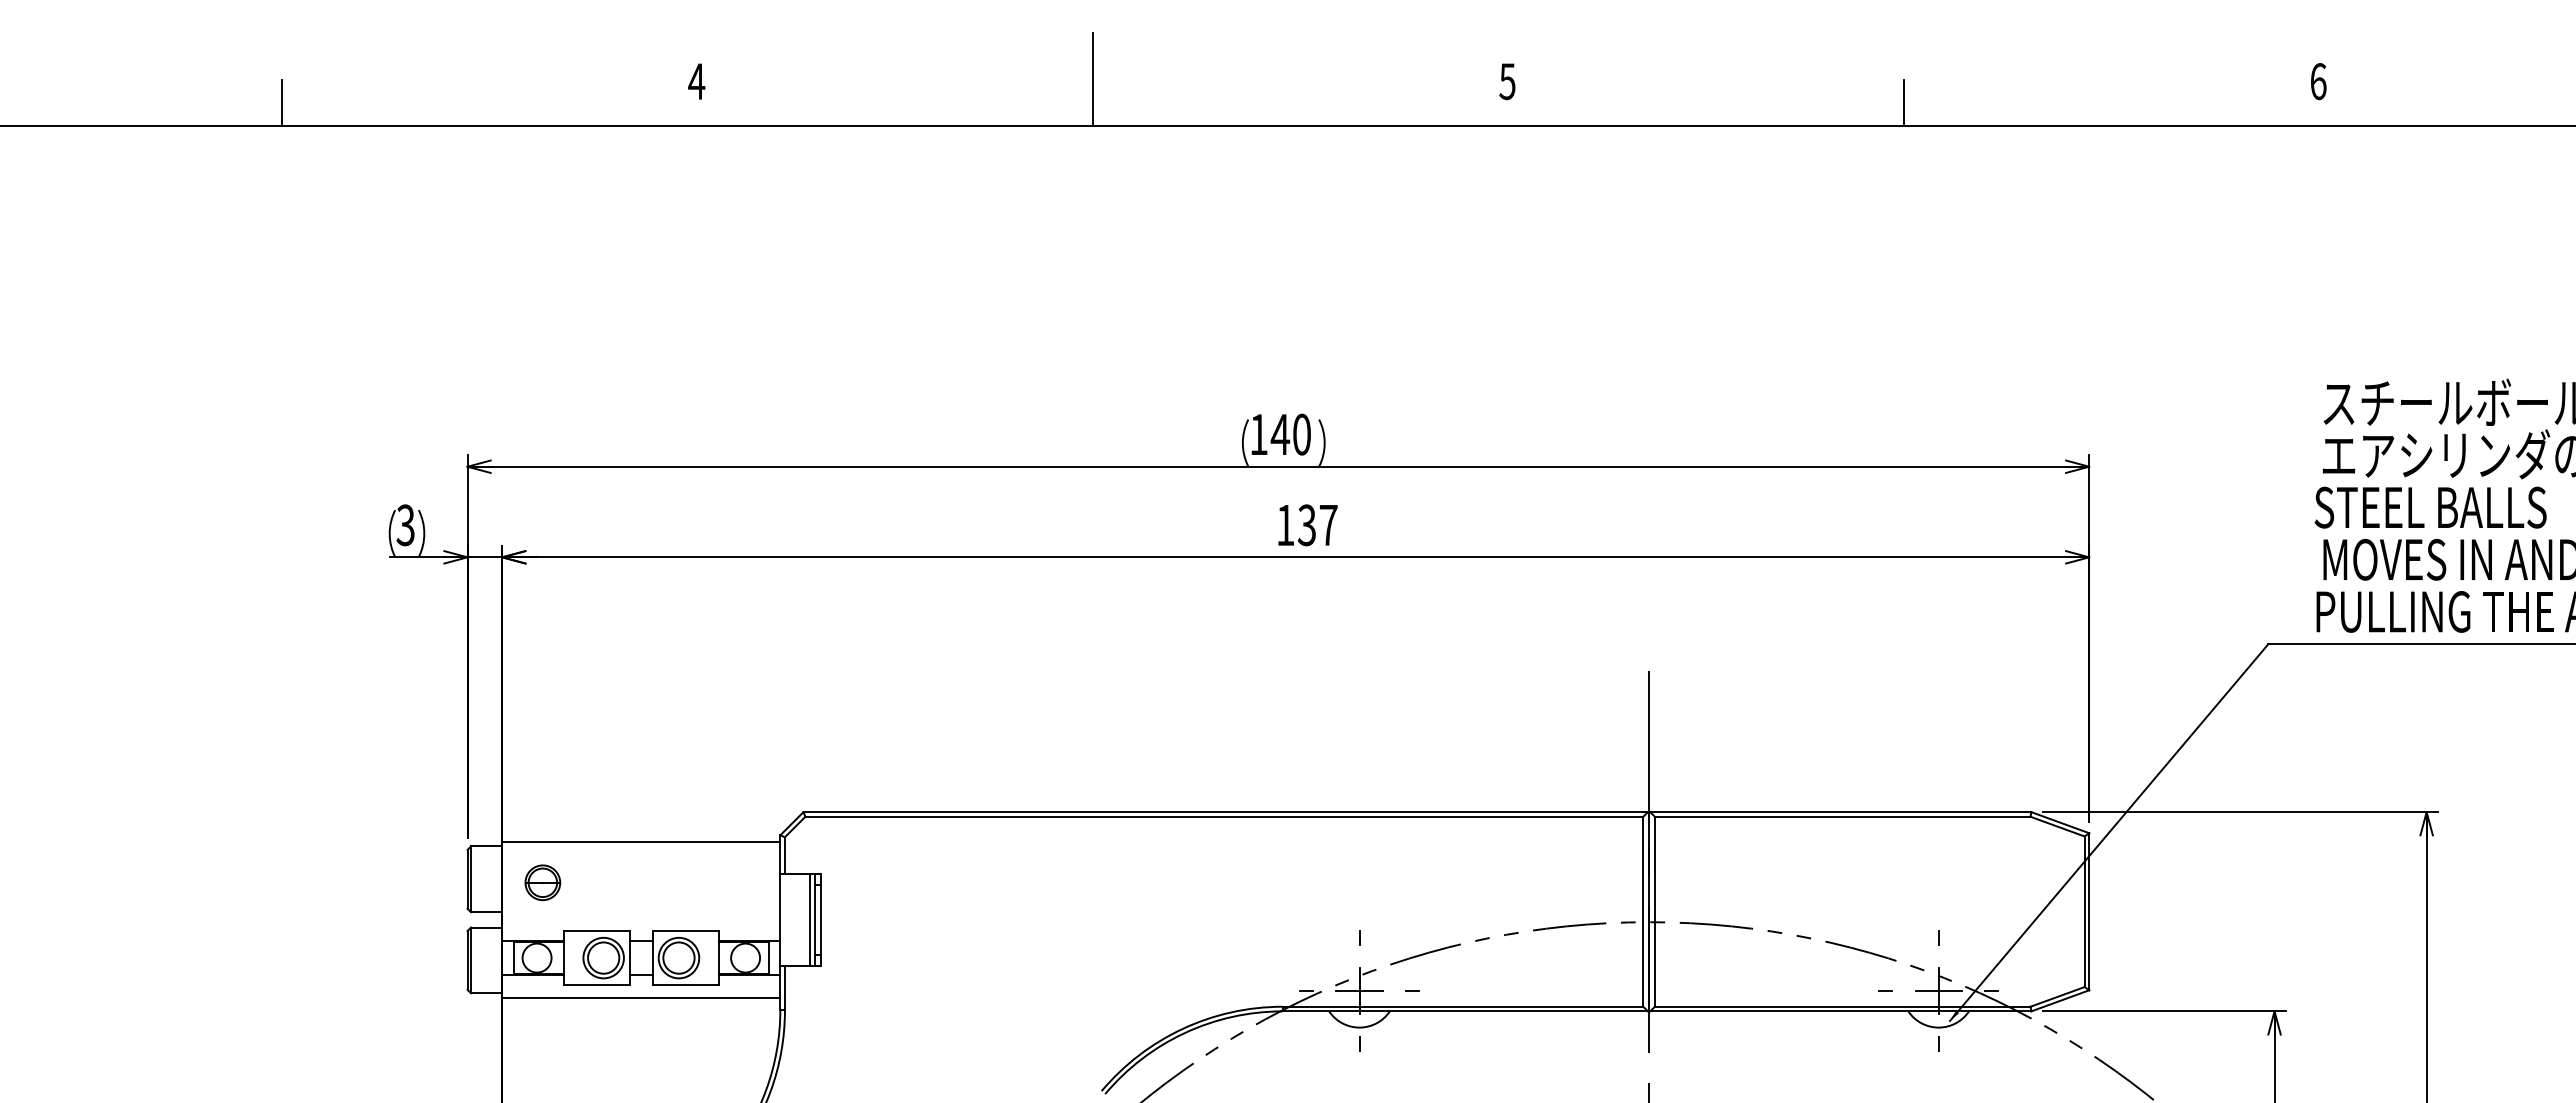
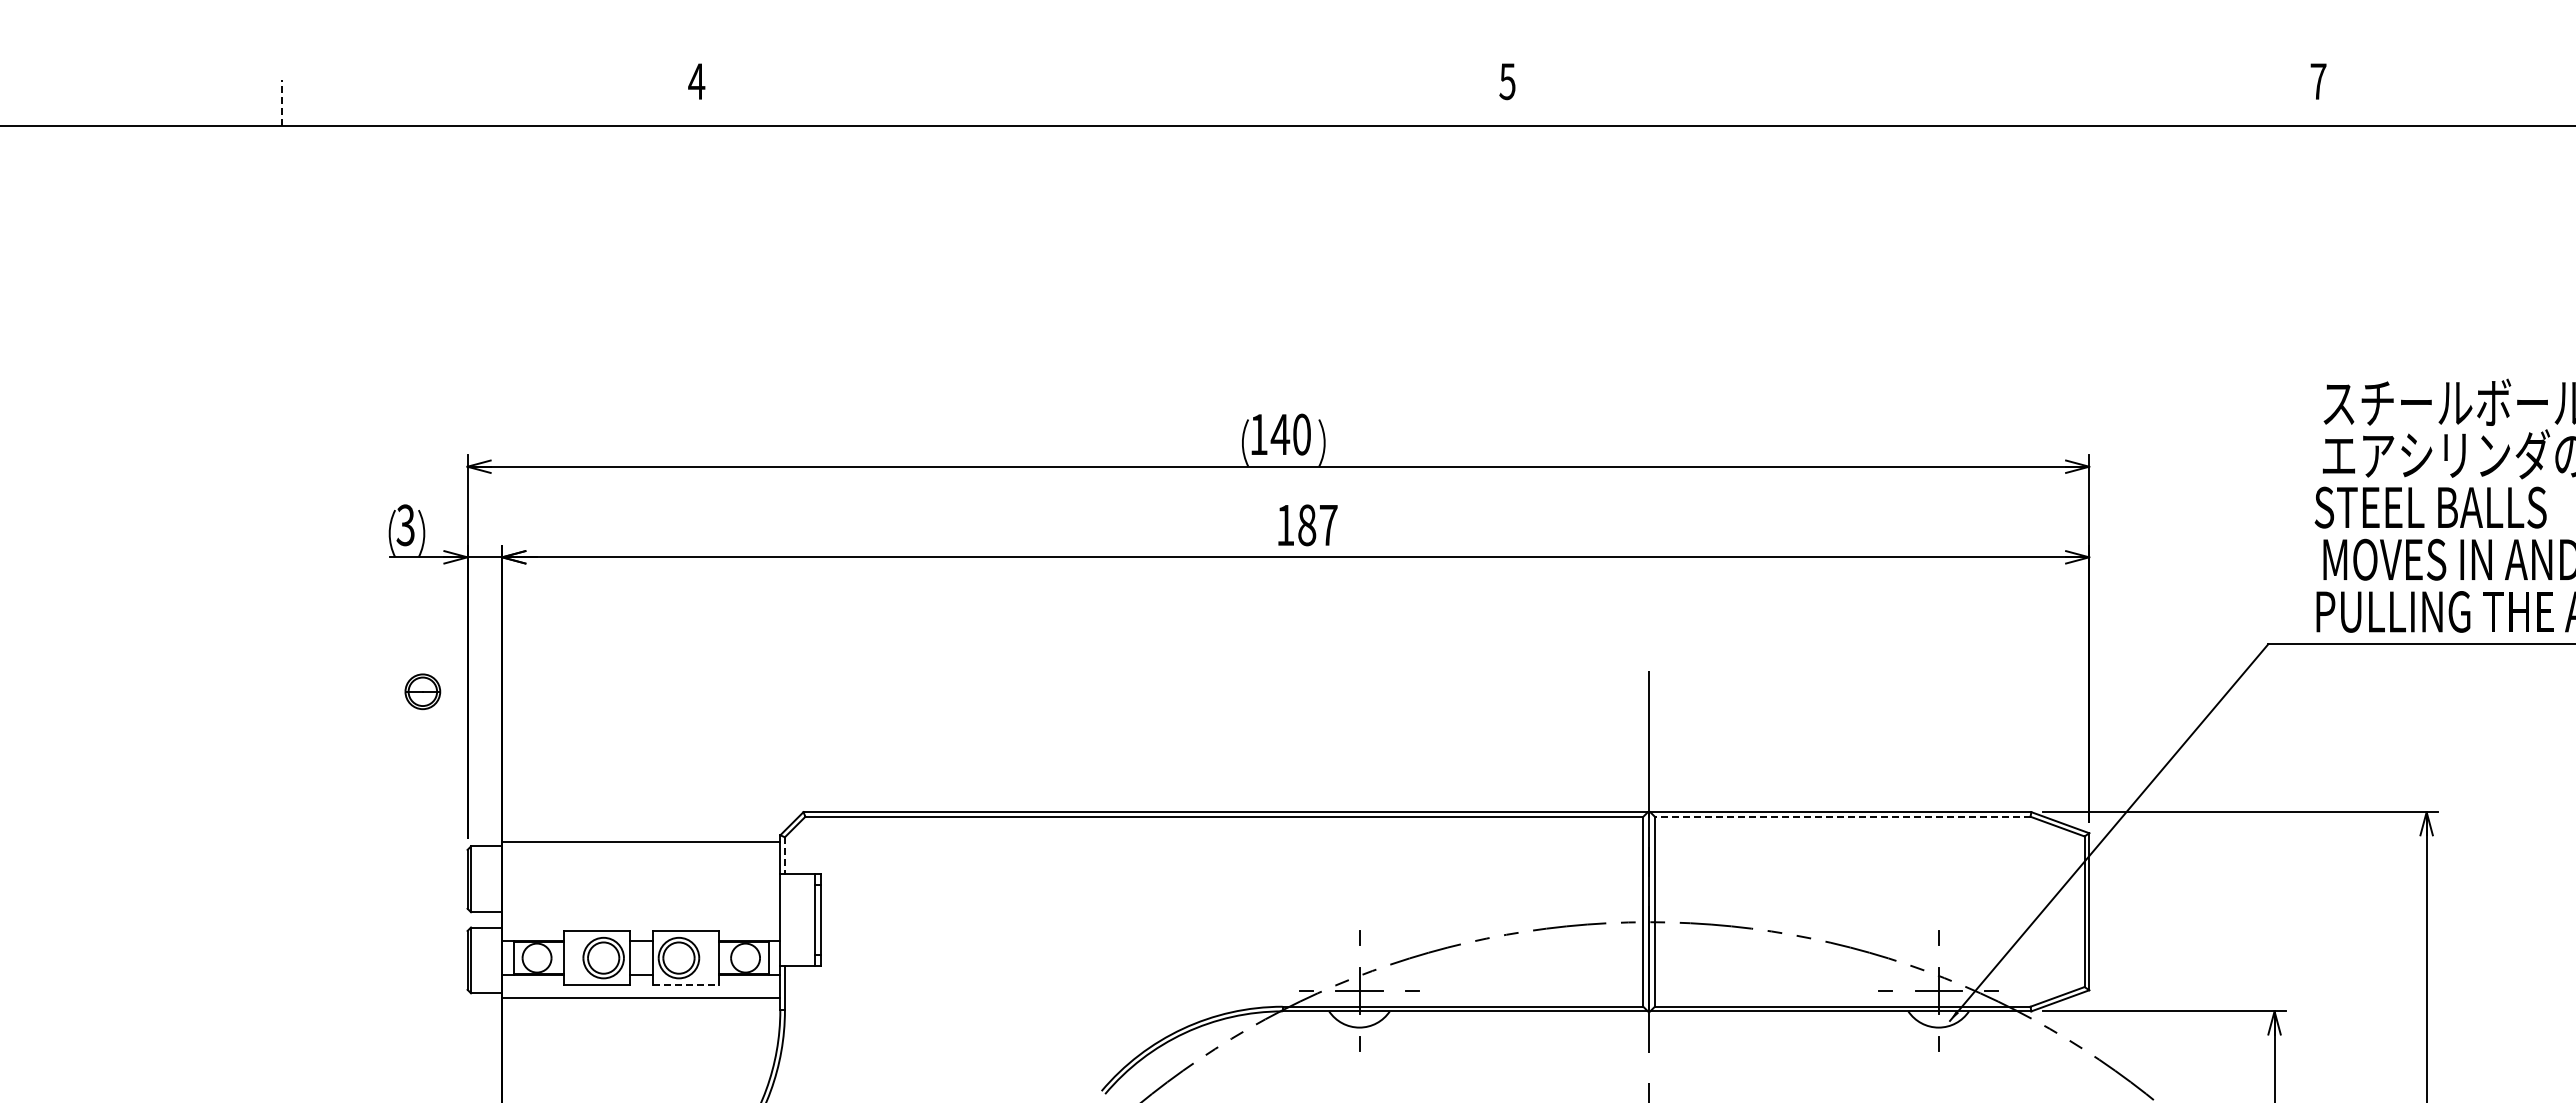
line: present -> none (1092, 79)
text: 6 -> 7 (2318, 81)
line: solid -> dashed (281, 102)
line: present -> none (1903, 102)
text: 137 -> 187 (1306, 525)
line: solid -> dashed (1842, 816)
line: solid -> dashed (784, 855)
part position: (542, 882) -> (422, 691) (422, 691)
line: present -> none (810, 919)
line: solid -> dashed (686, 984)
